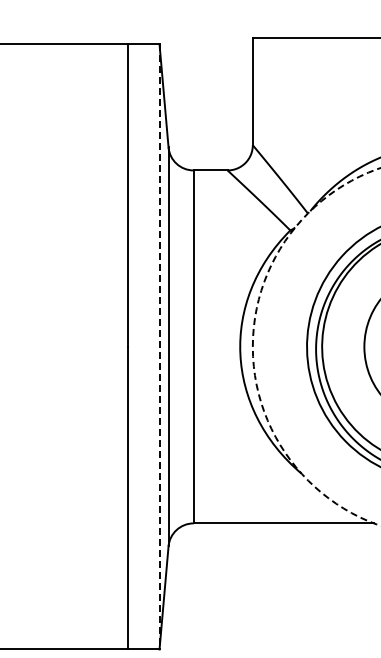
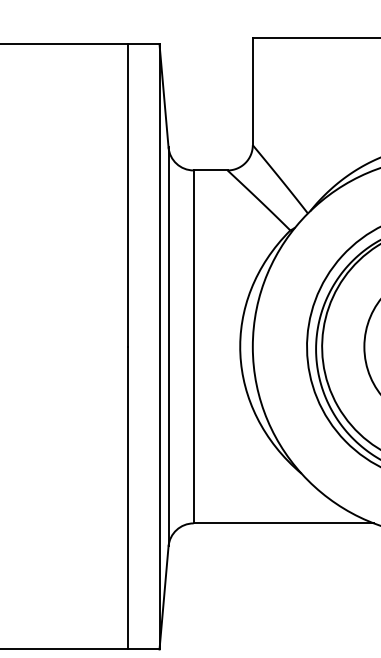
line: dashed -> solid (159, 346)
circle: dashed -> solid (316, 346)
